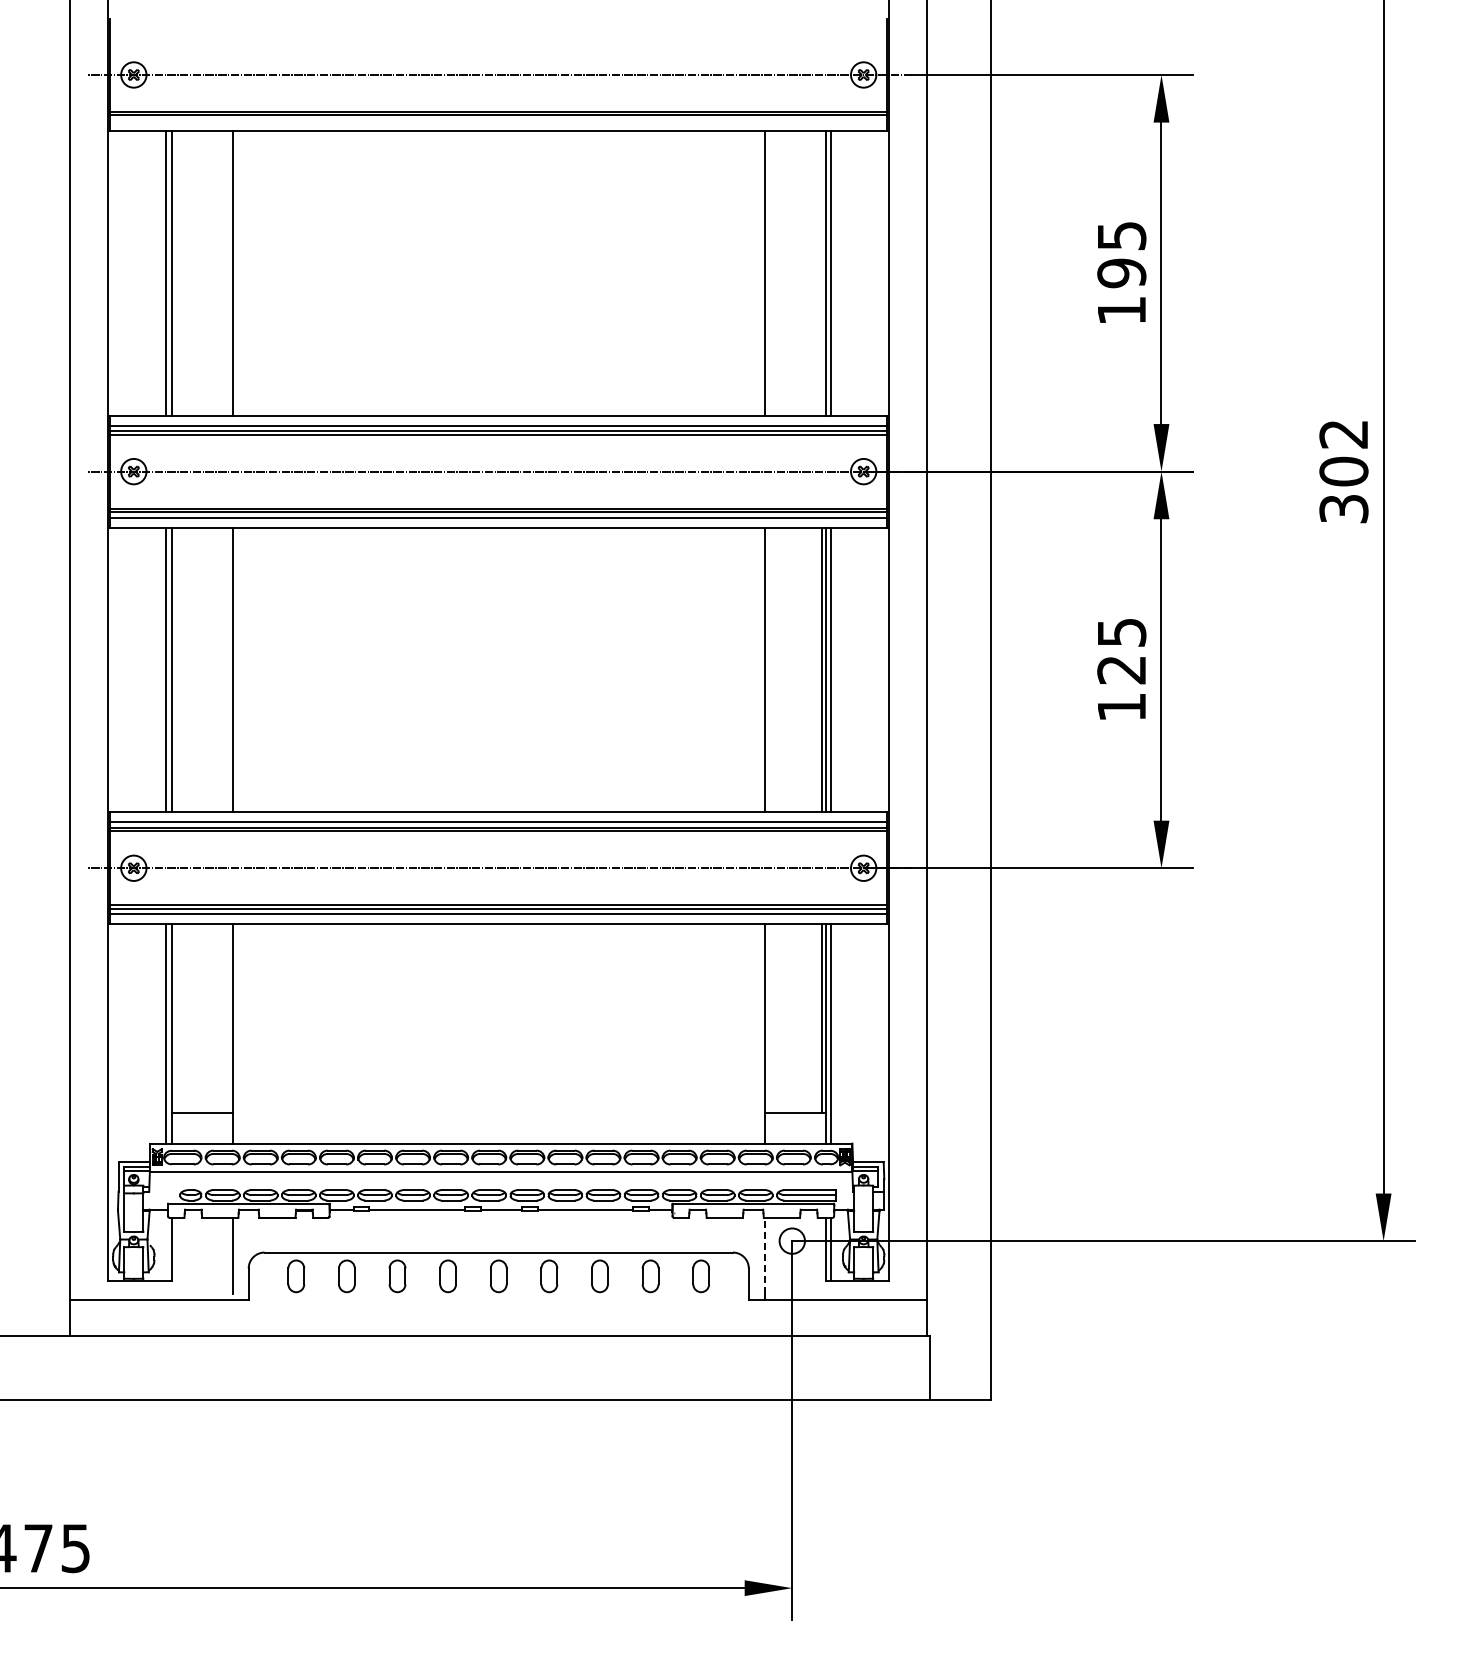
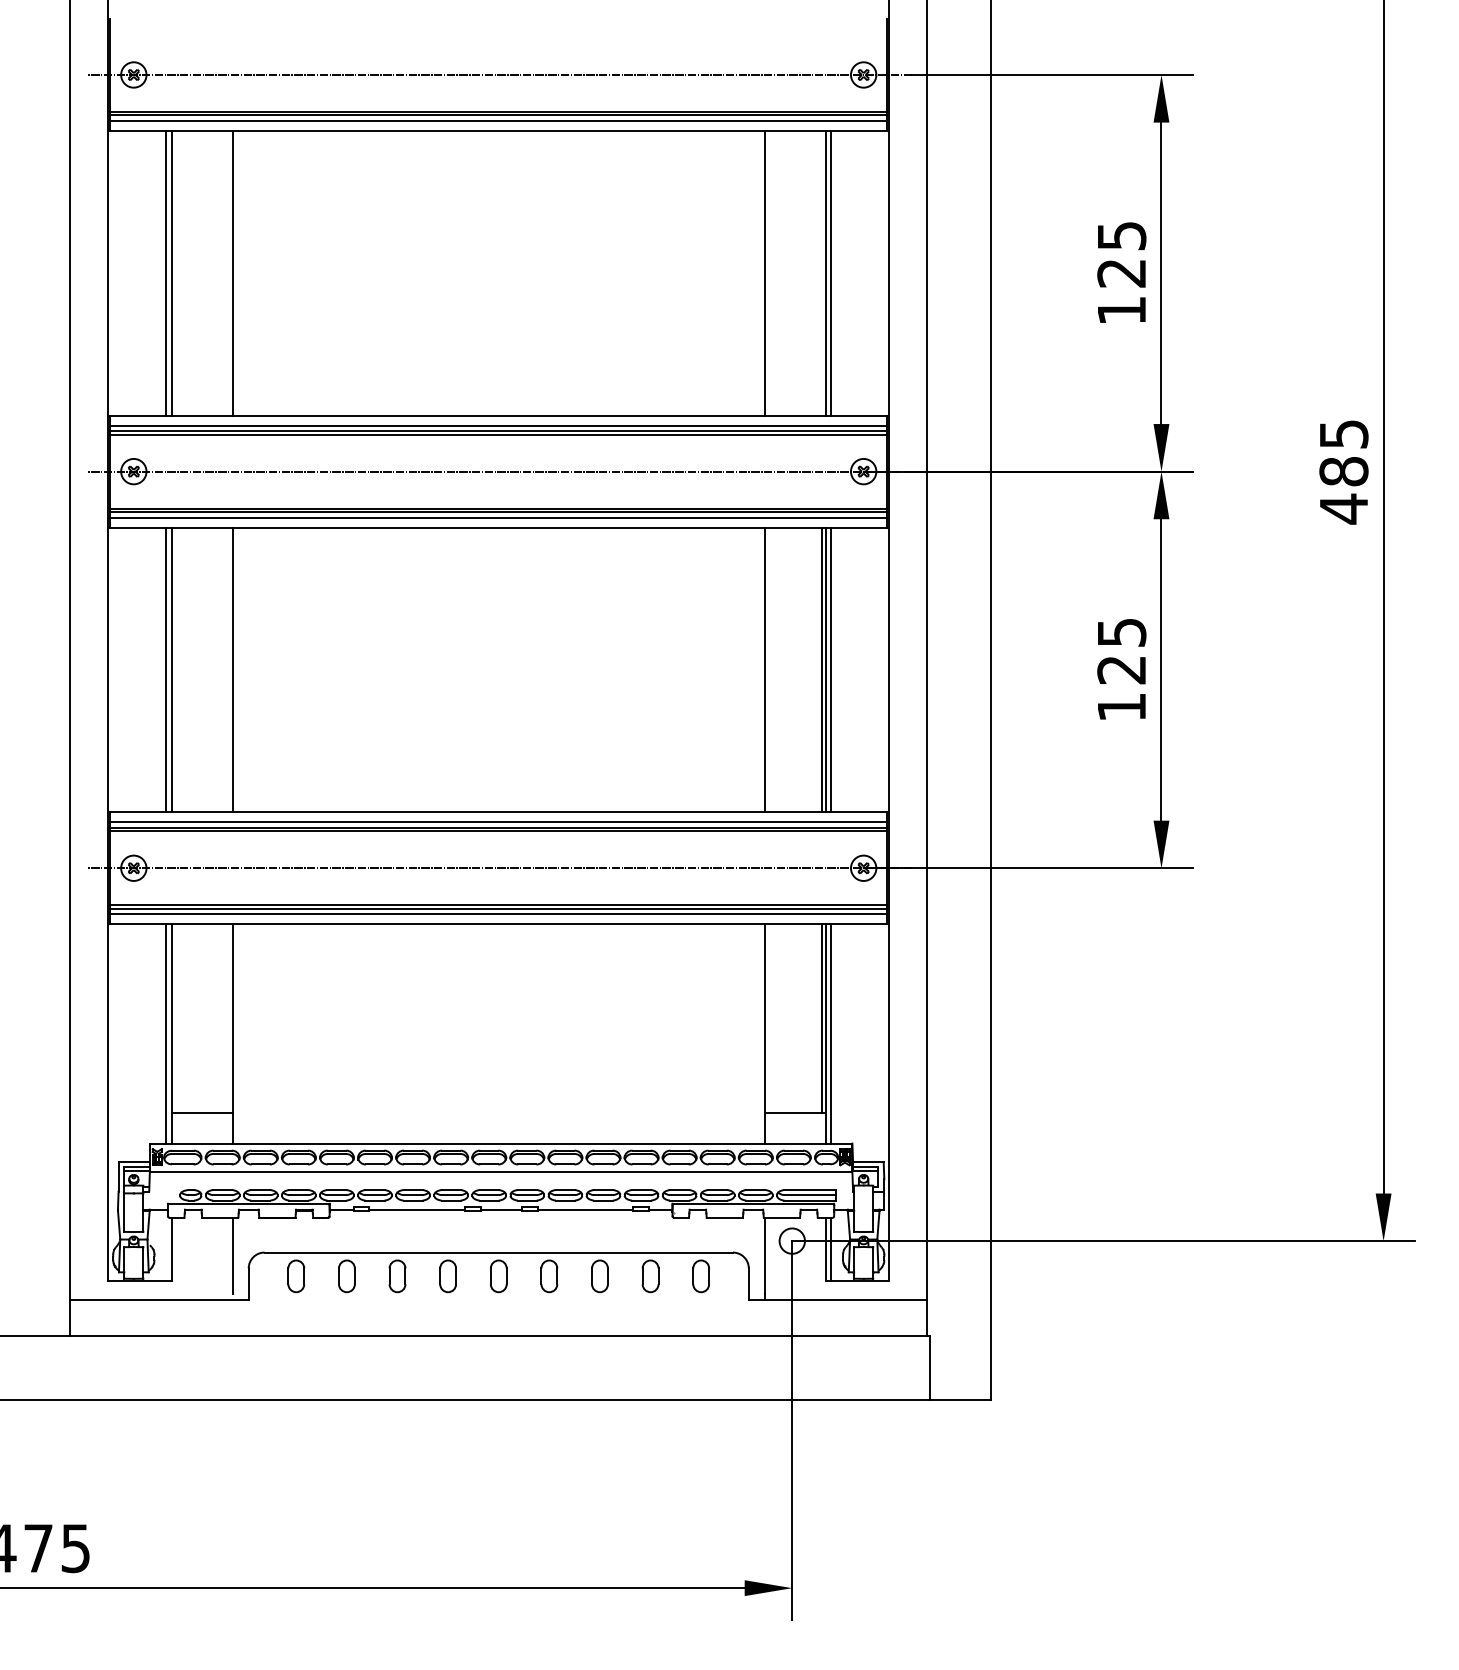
line: none -> present (498, 121)
text: 195 -> 125 (1121, 273)
text: 302 -> 485 (1343, 472)
line: dashed -> solid (764, 1255)
